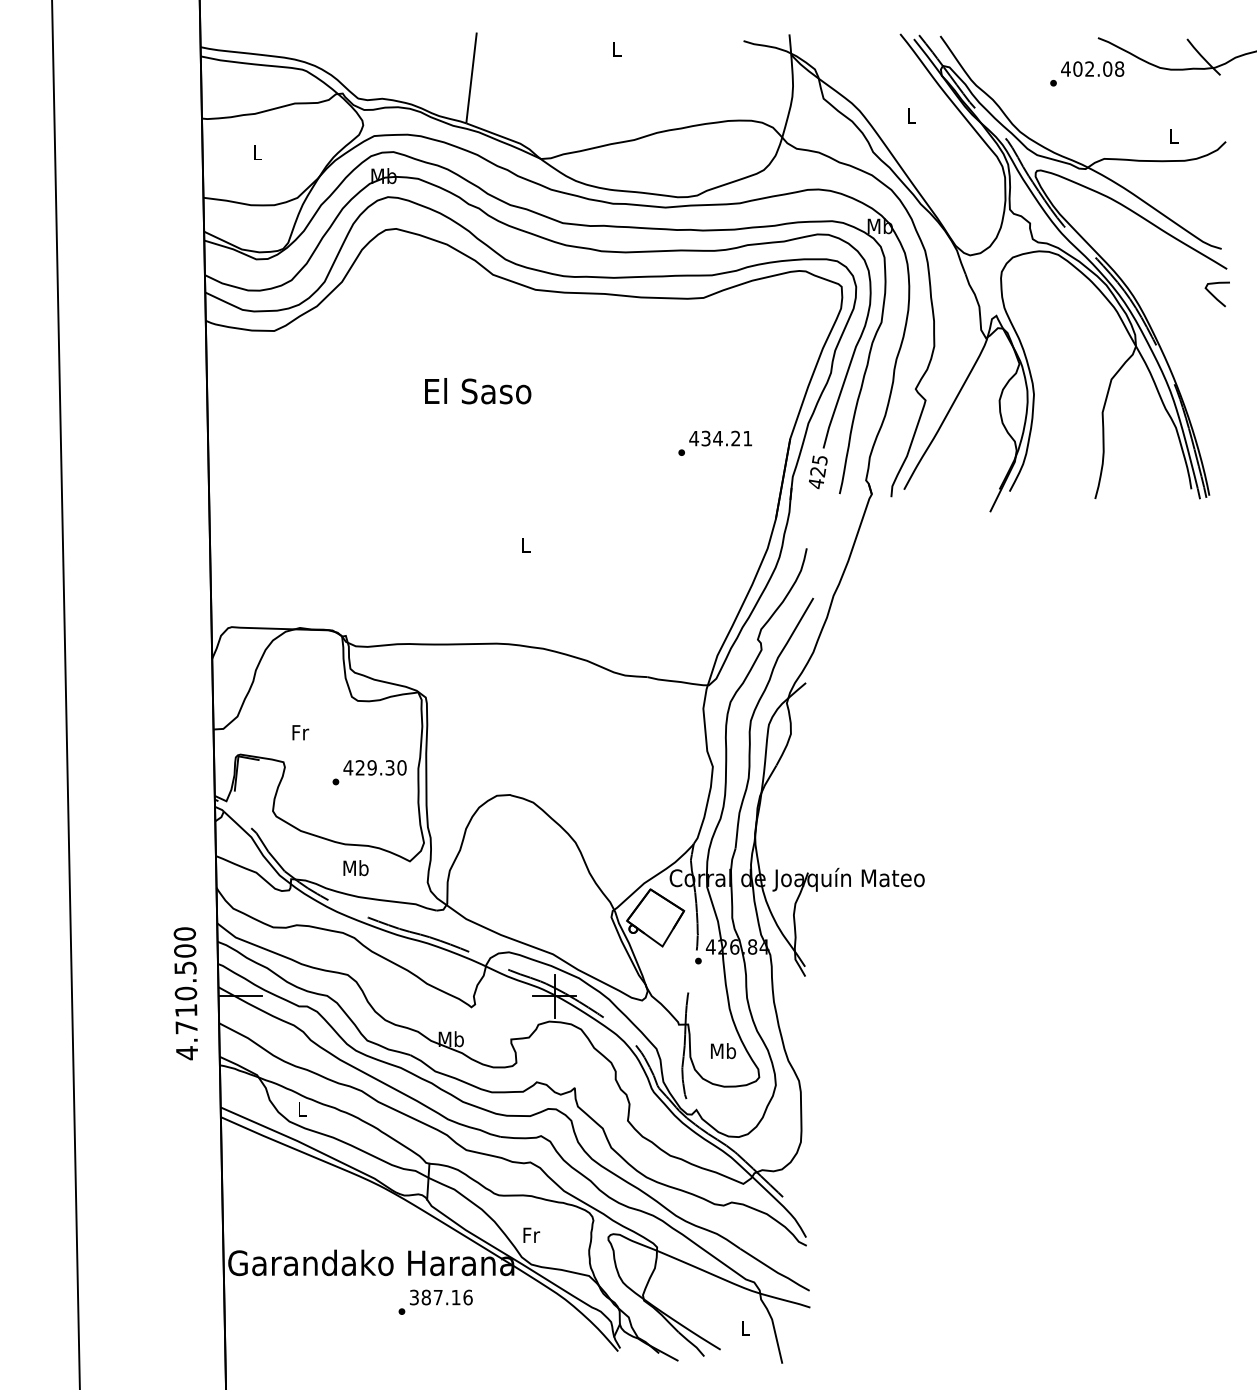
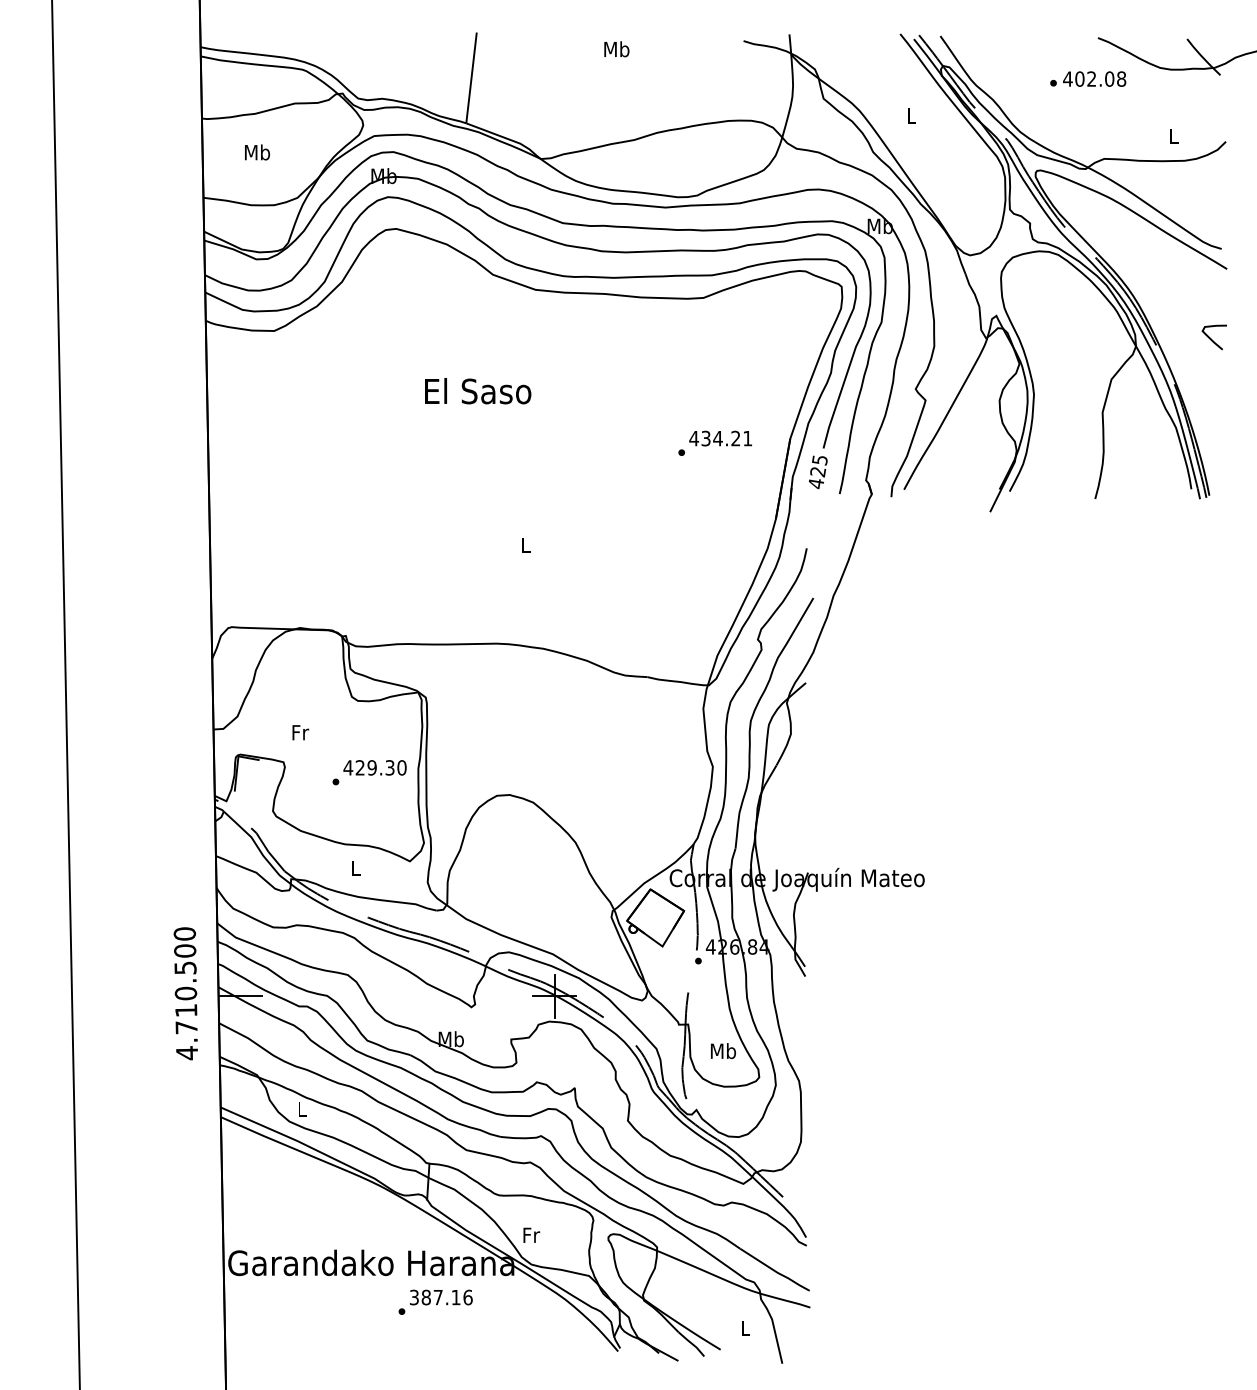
text: L -> Mb (616, 49)
text position: (1092, 68) -> (1094, 78) (1094, 78)
text: L -> Mb (257, 152)
curve position: (1214, 295) -> (1211, 338) (1211, 338)
text: Mb -> L (355, 868)
